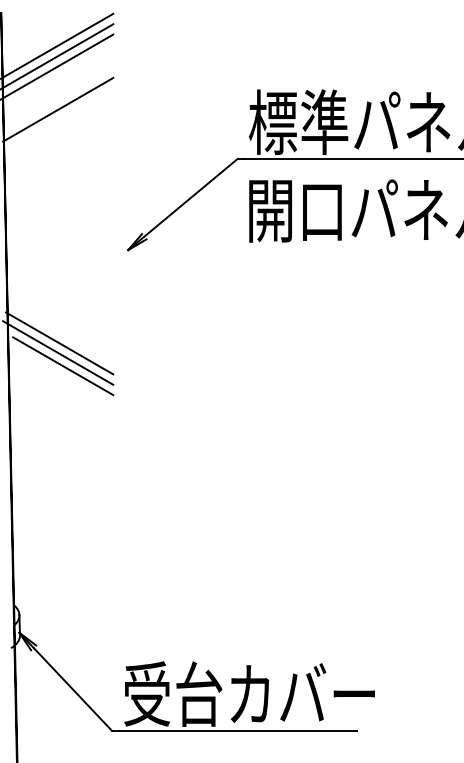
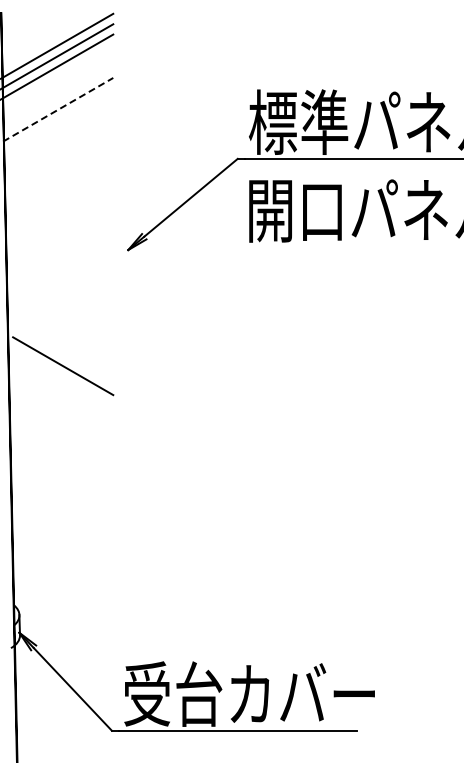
line: solid -> dashed (58, 109)
line: present -> none (59, 343)
line: present -> none (58, 352)
